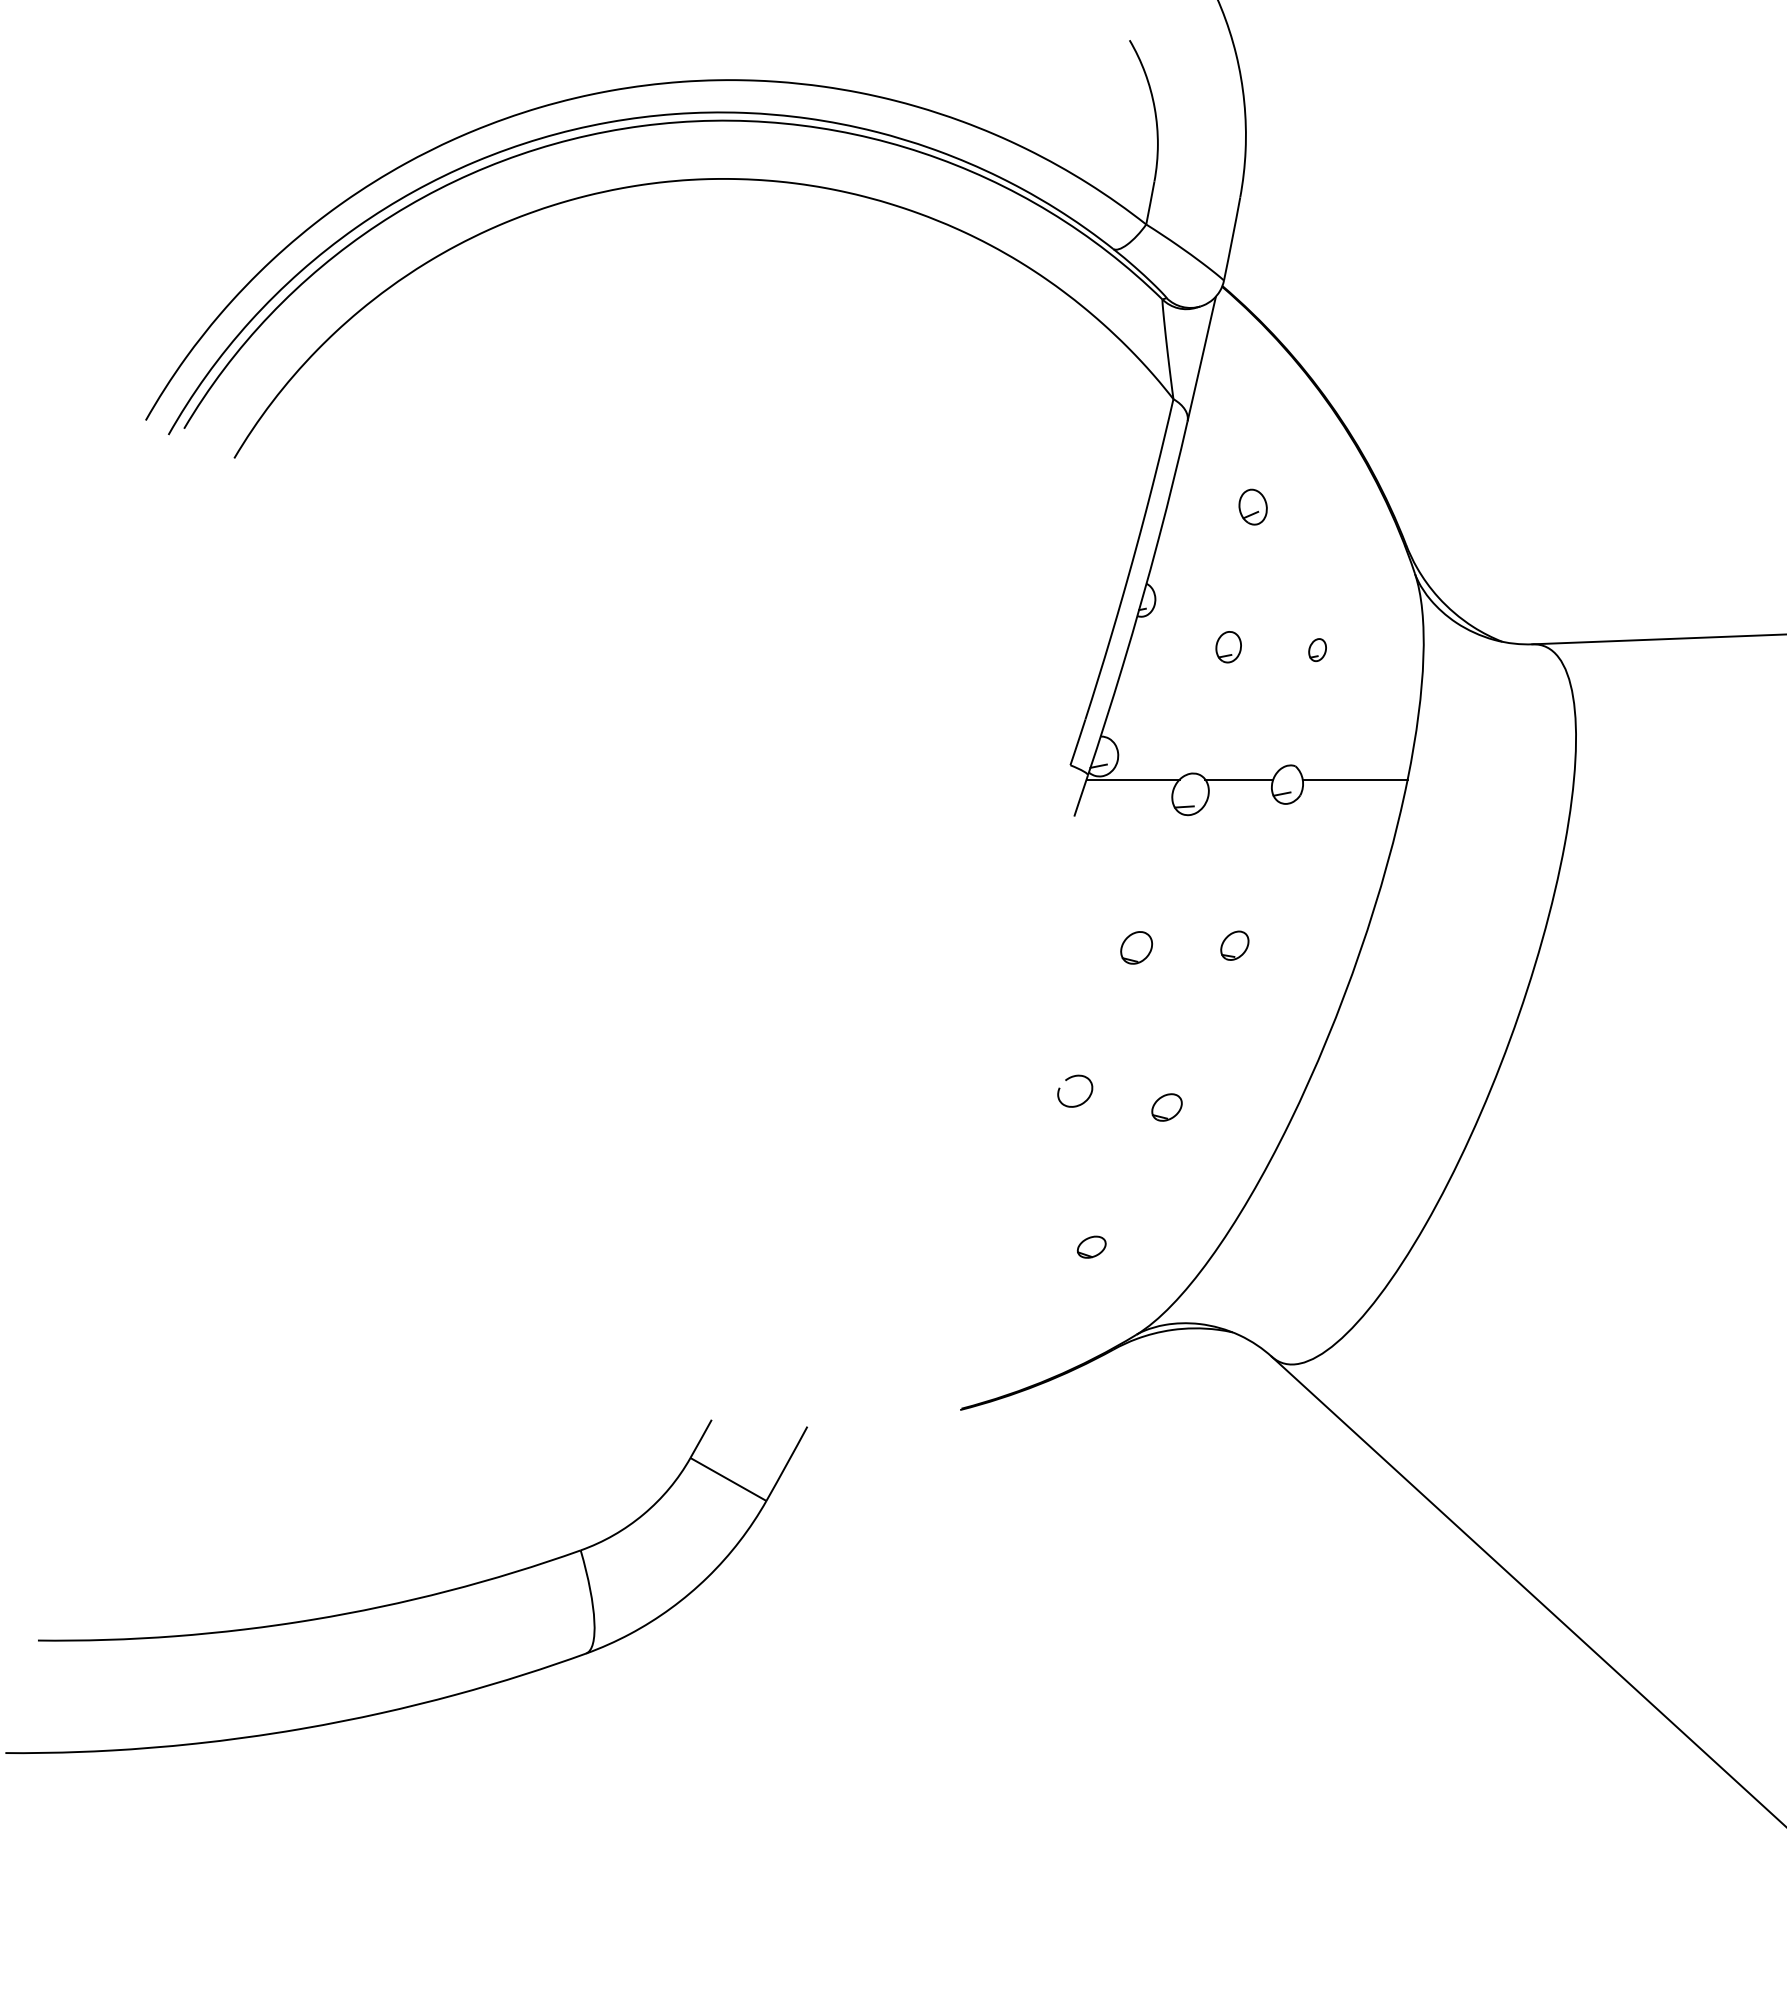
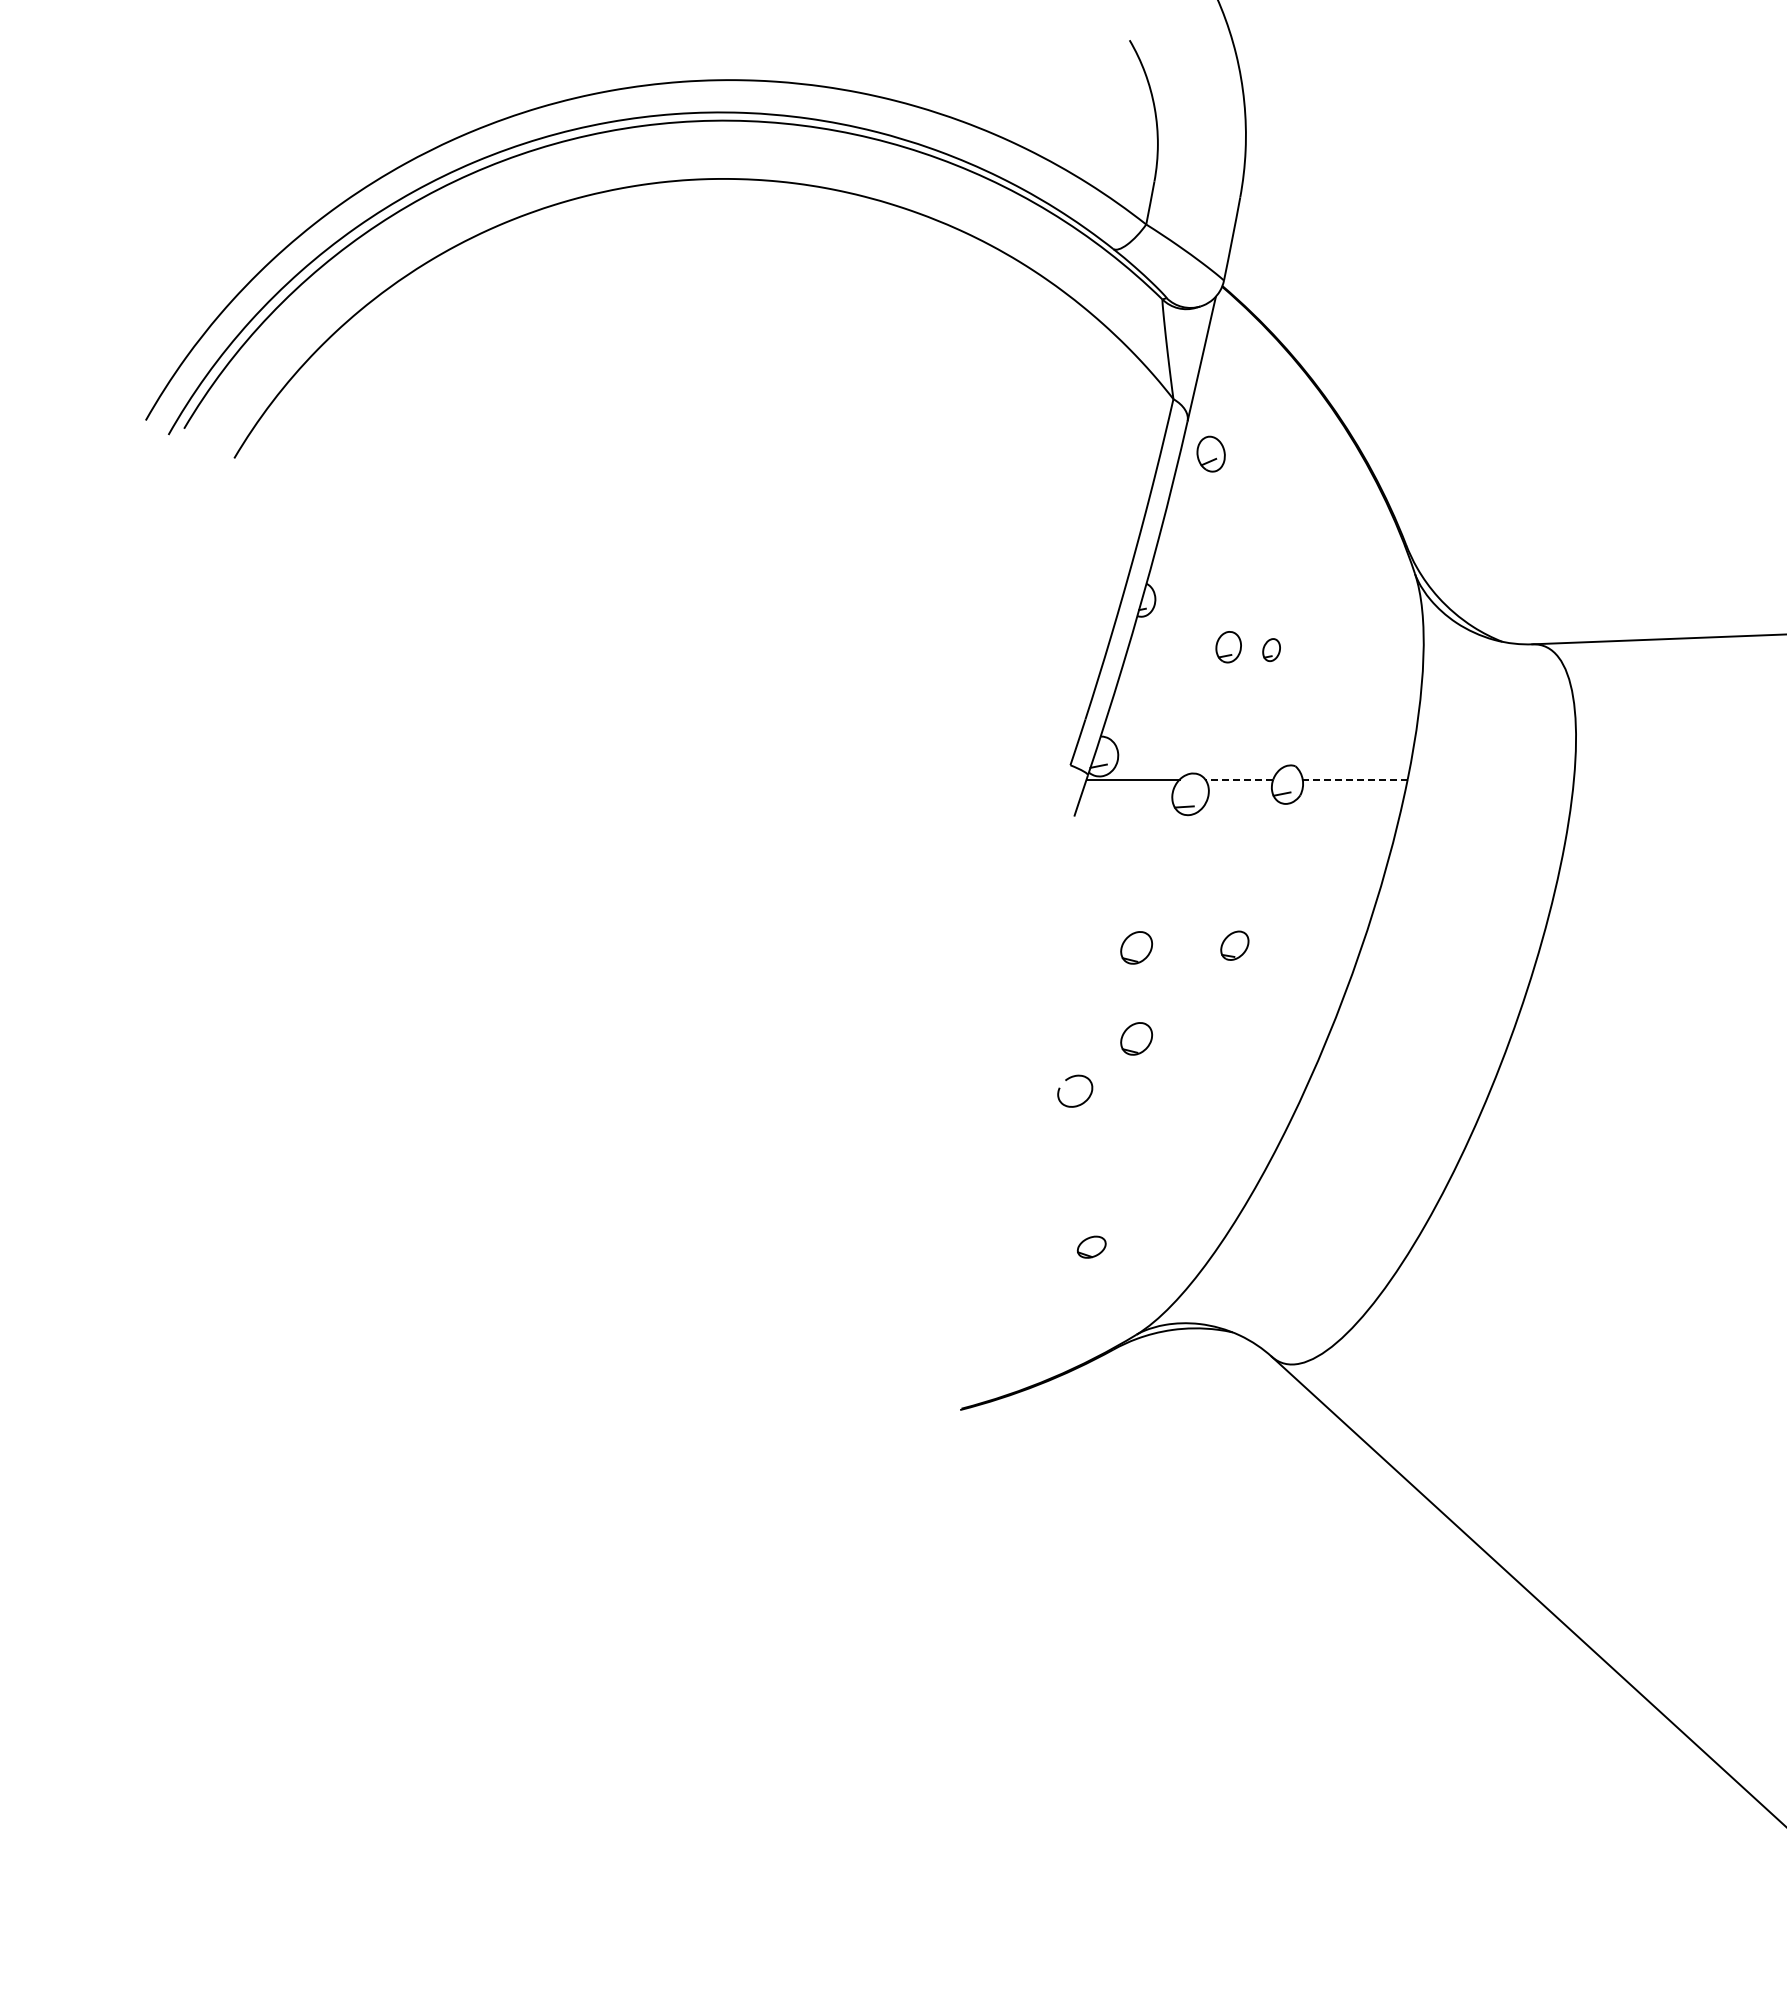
part position: (1252, 506) -> (1210, 453) (1210, 453)
part position: (1317, 649) -> (1271, 649) (1271, 649)
line: solid -> dashed (1239, 779)
line: solid -> dashed (1354, 779)
part: none -> present (1136, 1038)
part: present -> none (1166, 1107)
part: present -> none (408, 1599)
